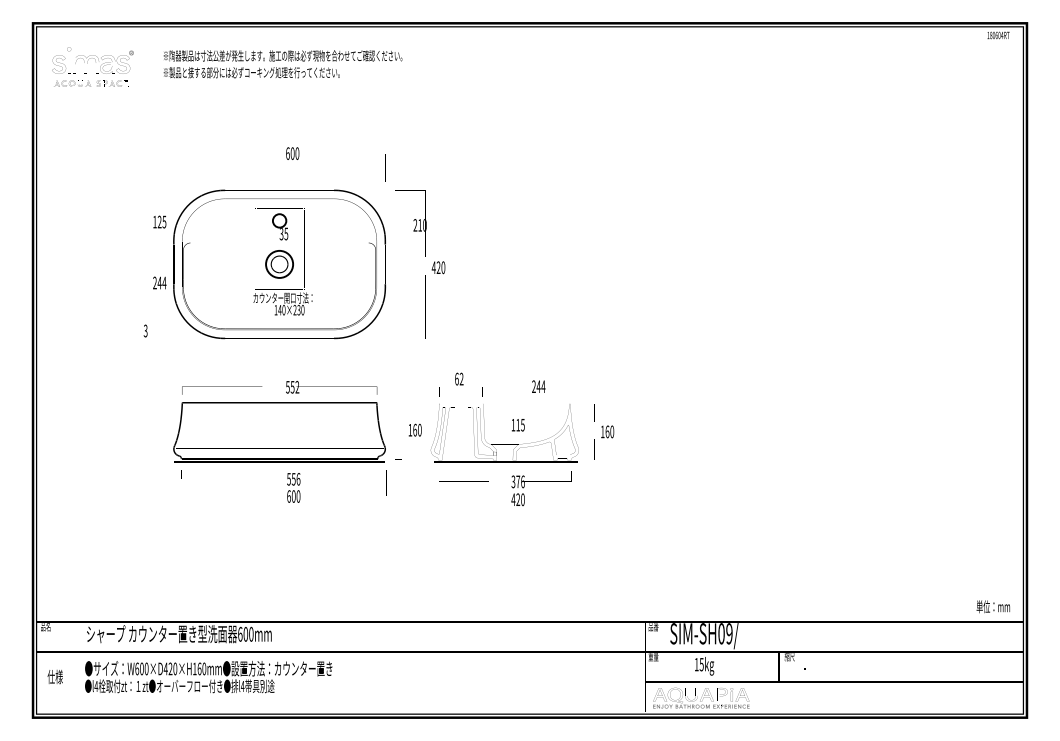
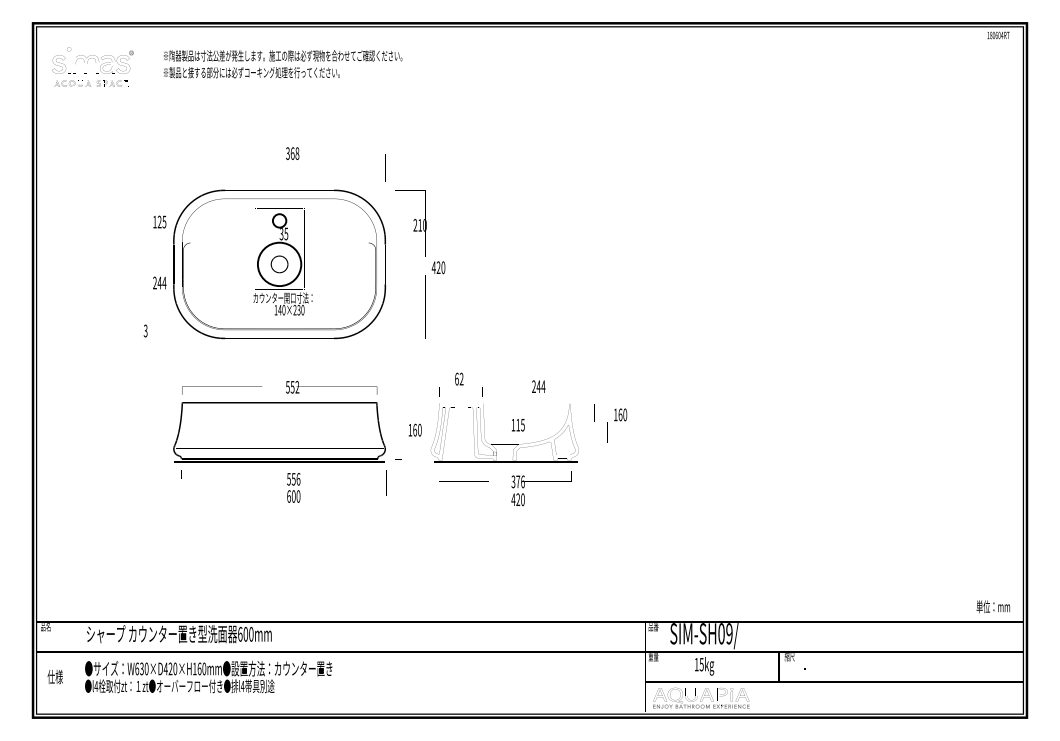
text: 600 -> 368 (292, 153)
circle diameter: 27 px -> 43 px (279, 264)
text position: (604, 442) -> (617, 425) (617, 425)
text: W600×D420×H160mm -> W630×D420×H160mm (141, 668)
